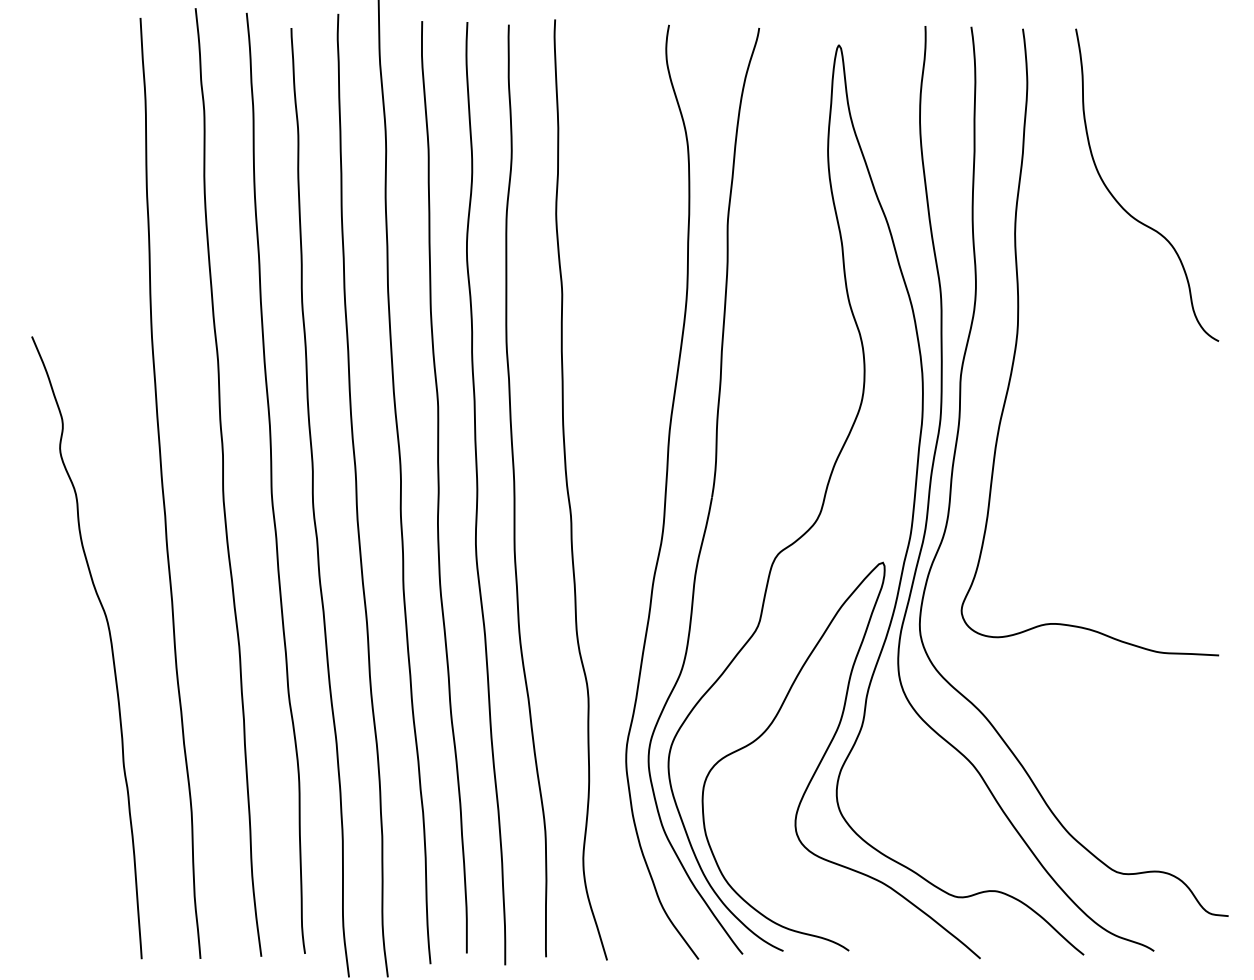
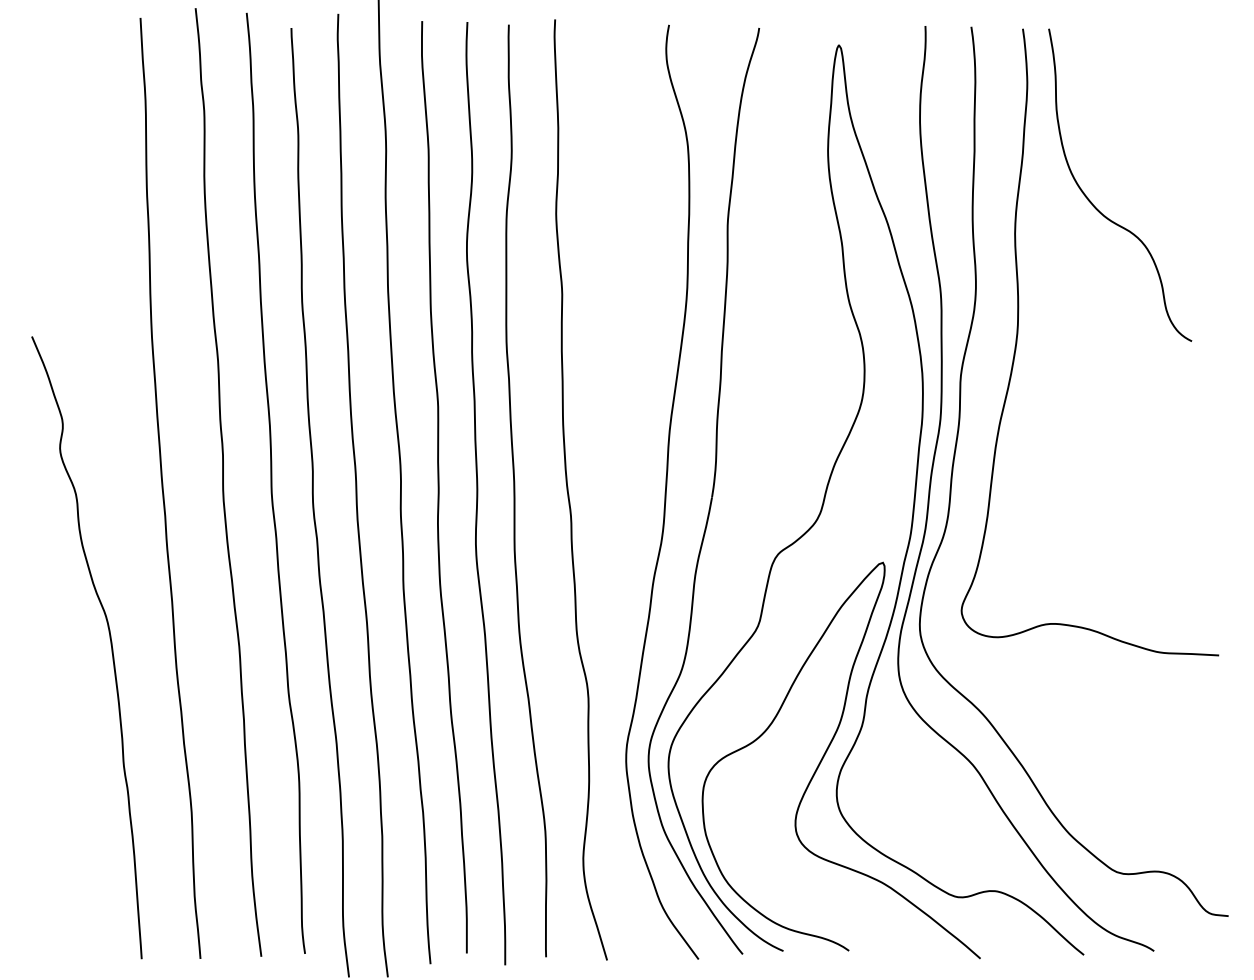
curve position: (1123, 207) -> (1096, 207) (1096, 207)
